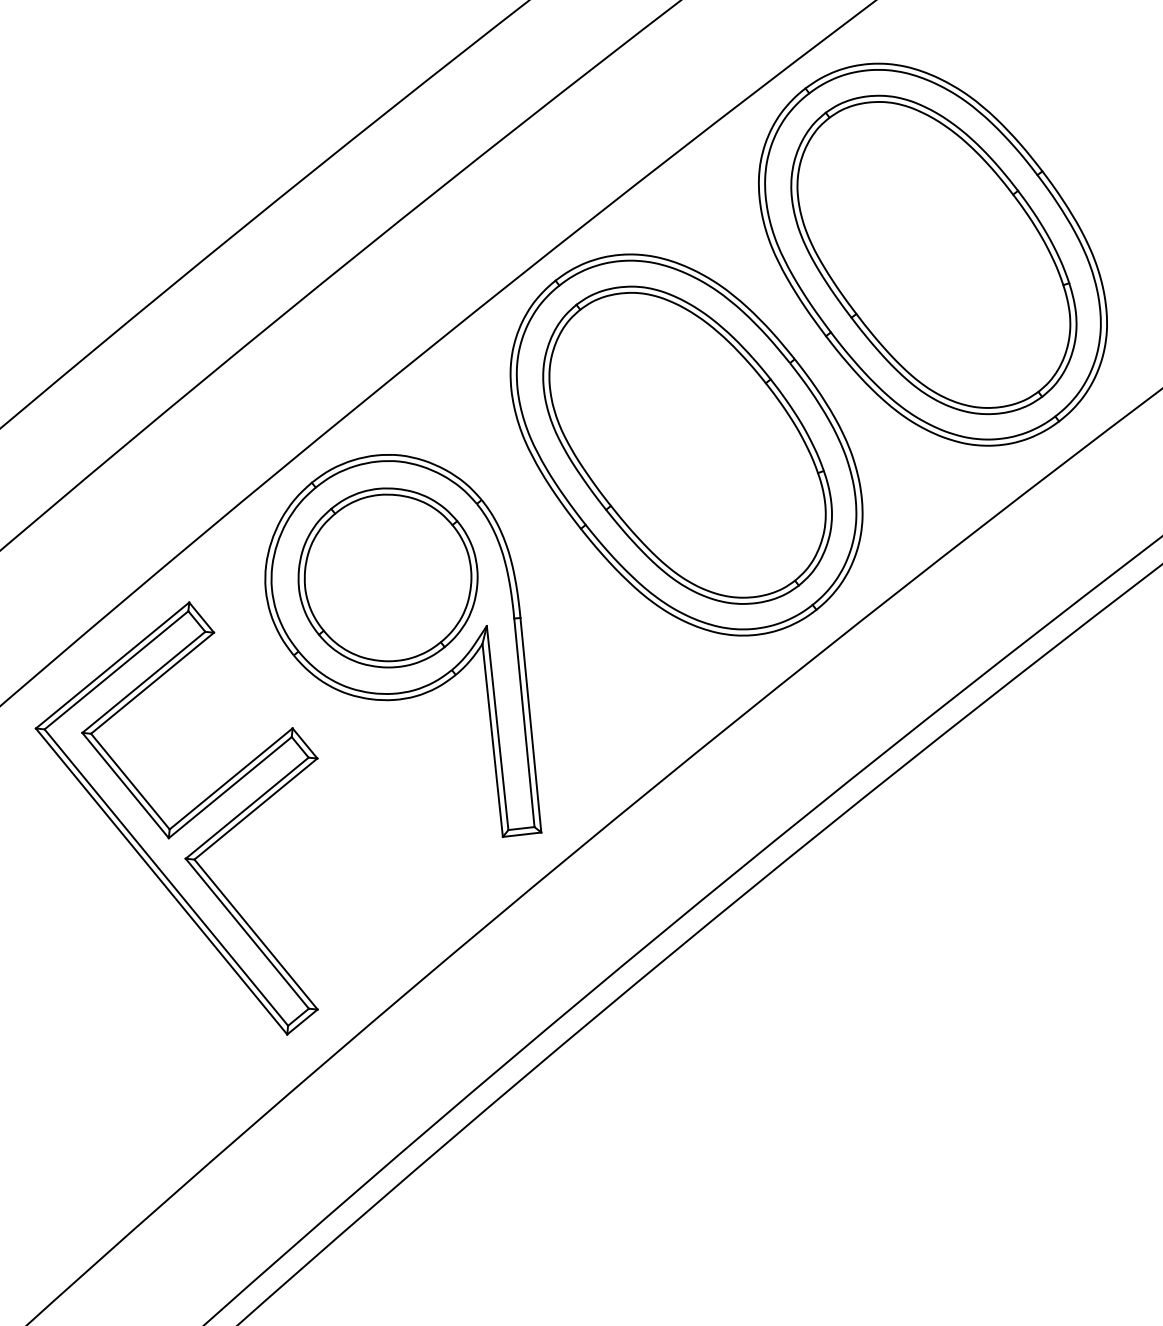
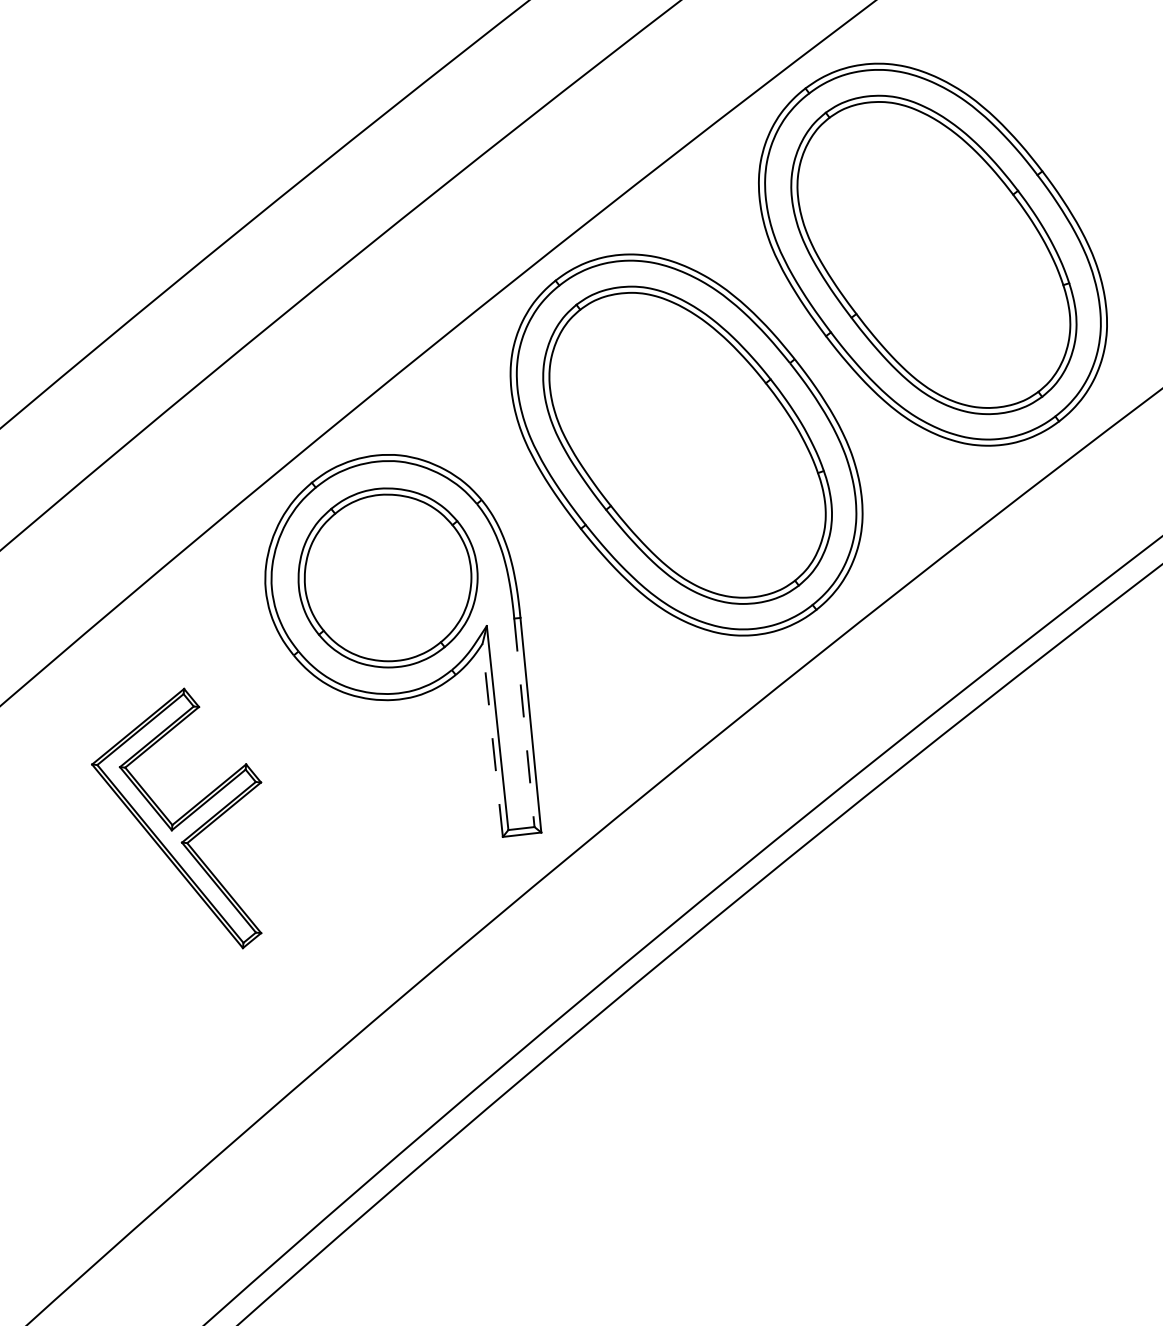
line: solid -> dashed (524, 722)
line: solid -> dashed (492, 739)
part size: 285x435 px -> 172x263 px (176, 818)
